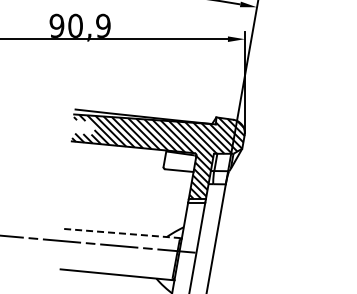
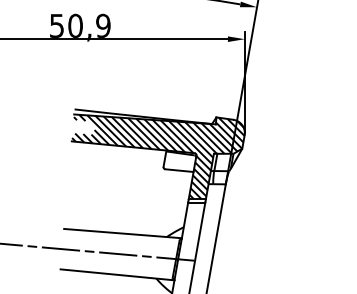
text: 90,9 -> 50,9 (56, 25)
line: dashed -> solid (123, 233)
line position: (98, 243) -> (98, 251) (98, 251)
